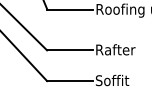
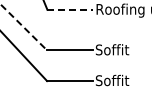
line: solid -> dashed (70, 9)
line: solid -> dashed (23, 27)
text: Rafter -> Soffit (115, 49)
